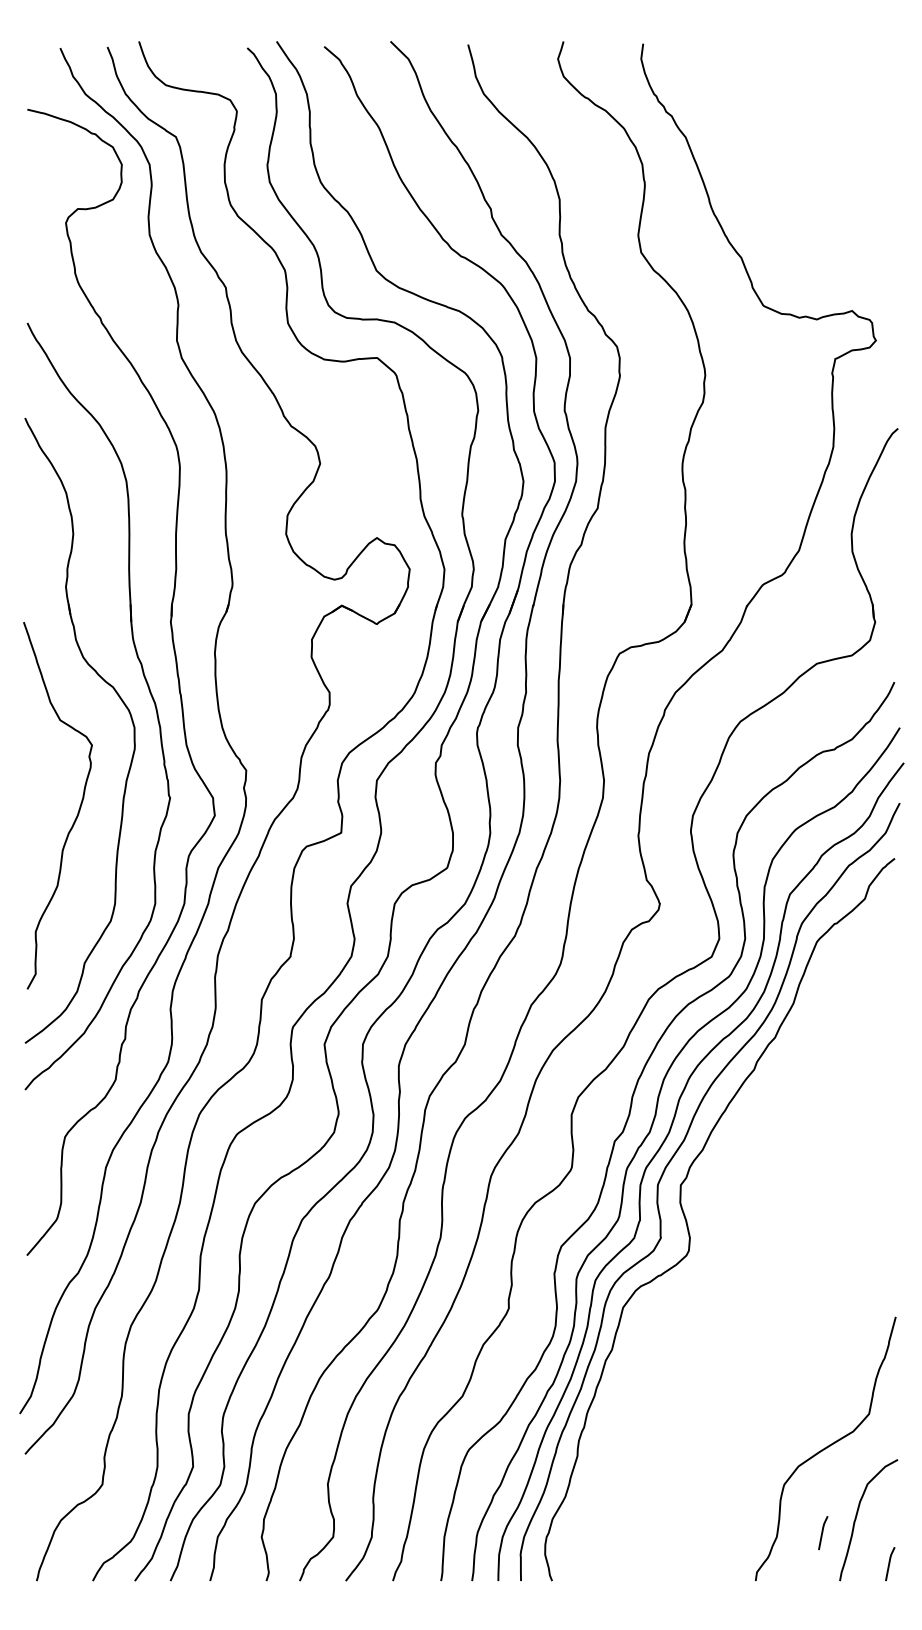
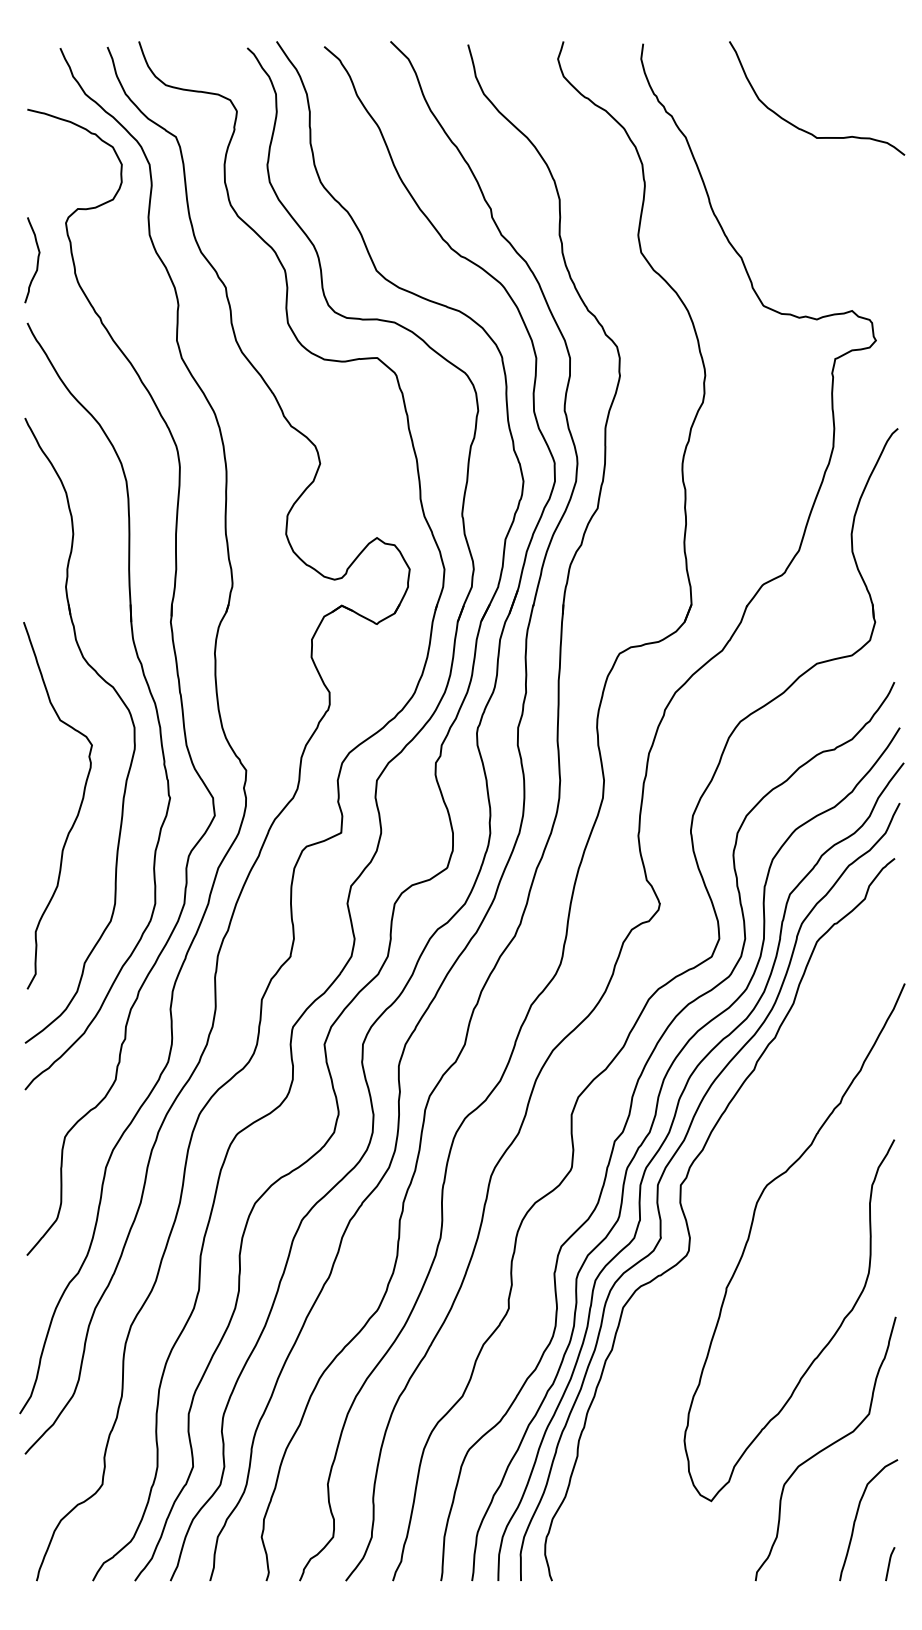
curve: none -> present (801, 128)
curve: none -> present (37, 260)
curve: none -> present (751, 1231)
line: present -> none (823, 1532)
